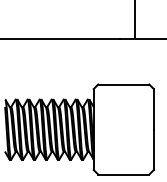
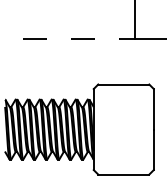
line: solid -> dashed (60, 39)
